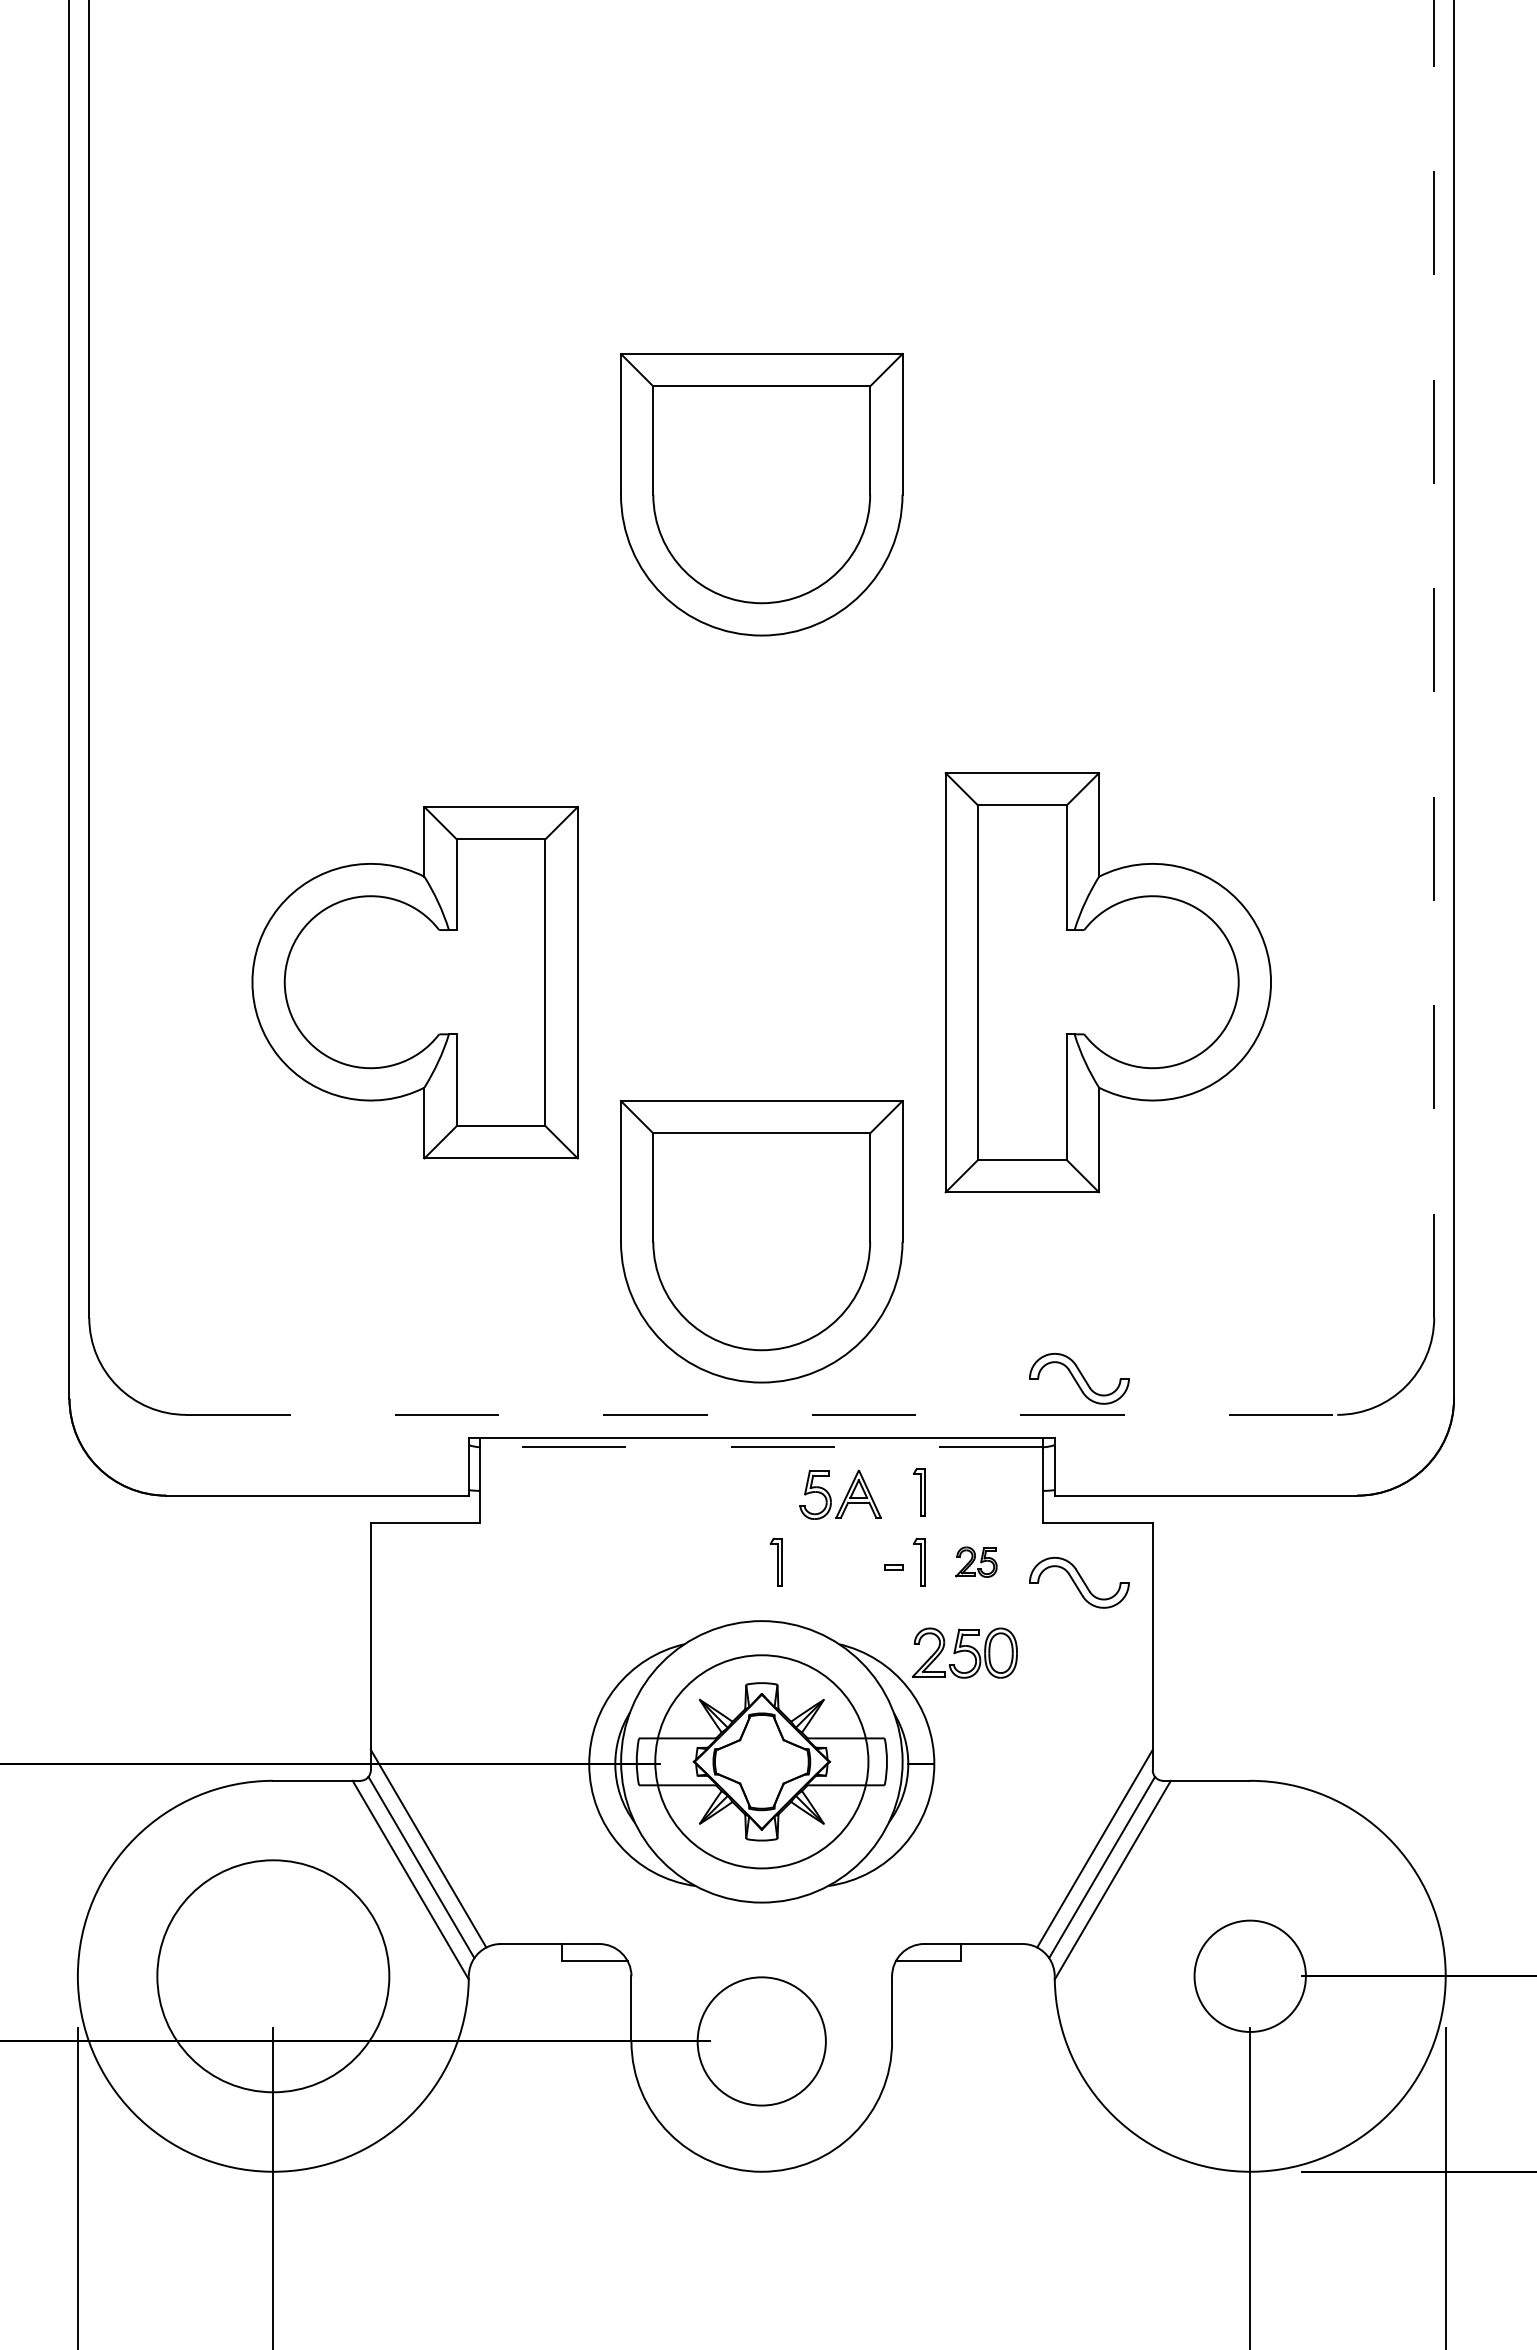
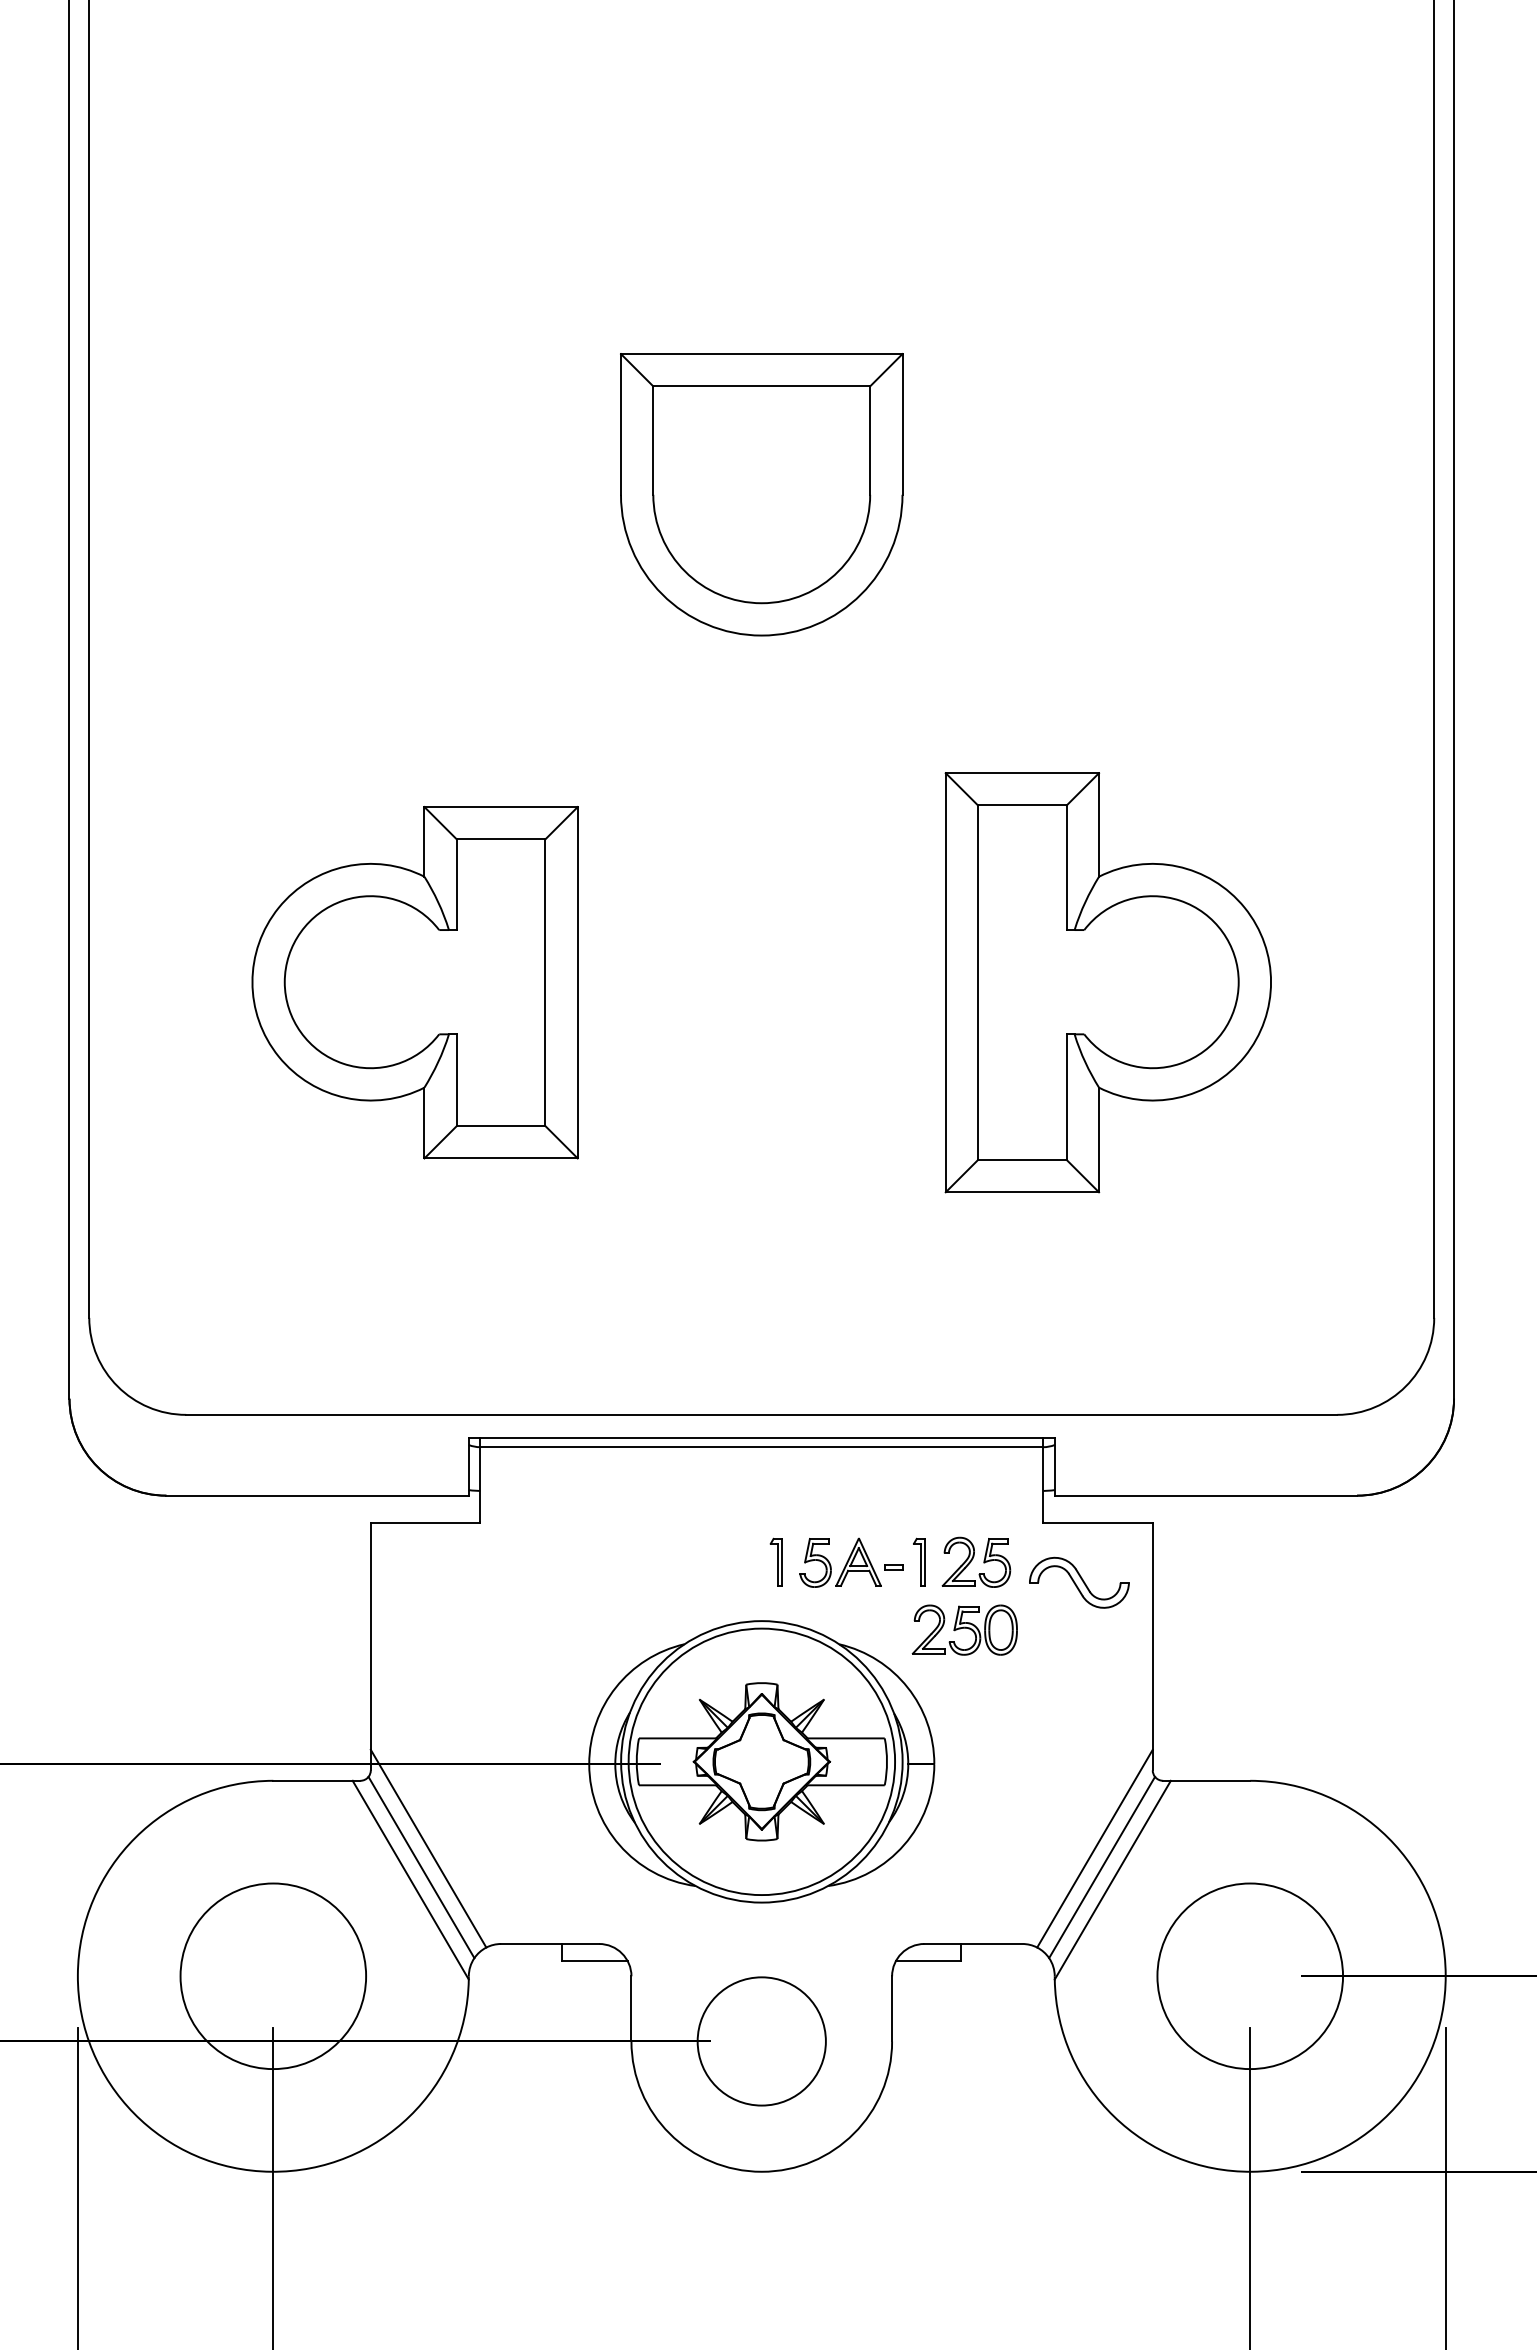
line: dashed -> solid (1434, 659)
part: present -> none (761, 1241)
part: present -> none (1079, 1378)
line: dashed -> solid (762, 1414)
line: dashed -> solid (761, 1447)
part: present -> none (919, 1491)
part position: (840, 1494) -> (840, 1562) (840, 1562)
part size: 43x32 px -> 71x52 px (976, 1561)
part position: (964, 1652) -> (964, 1629) (964, 1629)
circle diameter: 213 px -> 266 px (761, 1761)
circle diameter: 111 px -> 186 px (1250, 1976)
circle diameter: 232 px -> 186 px (273, 1976)
